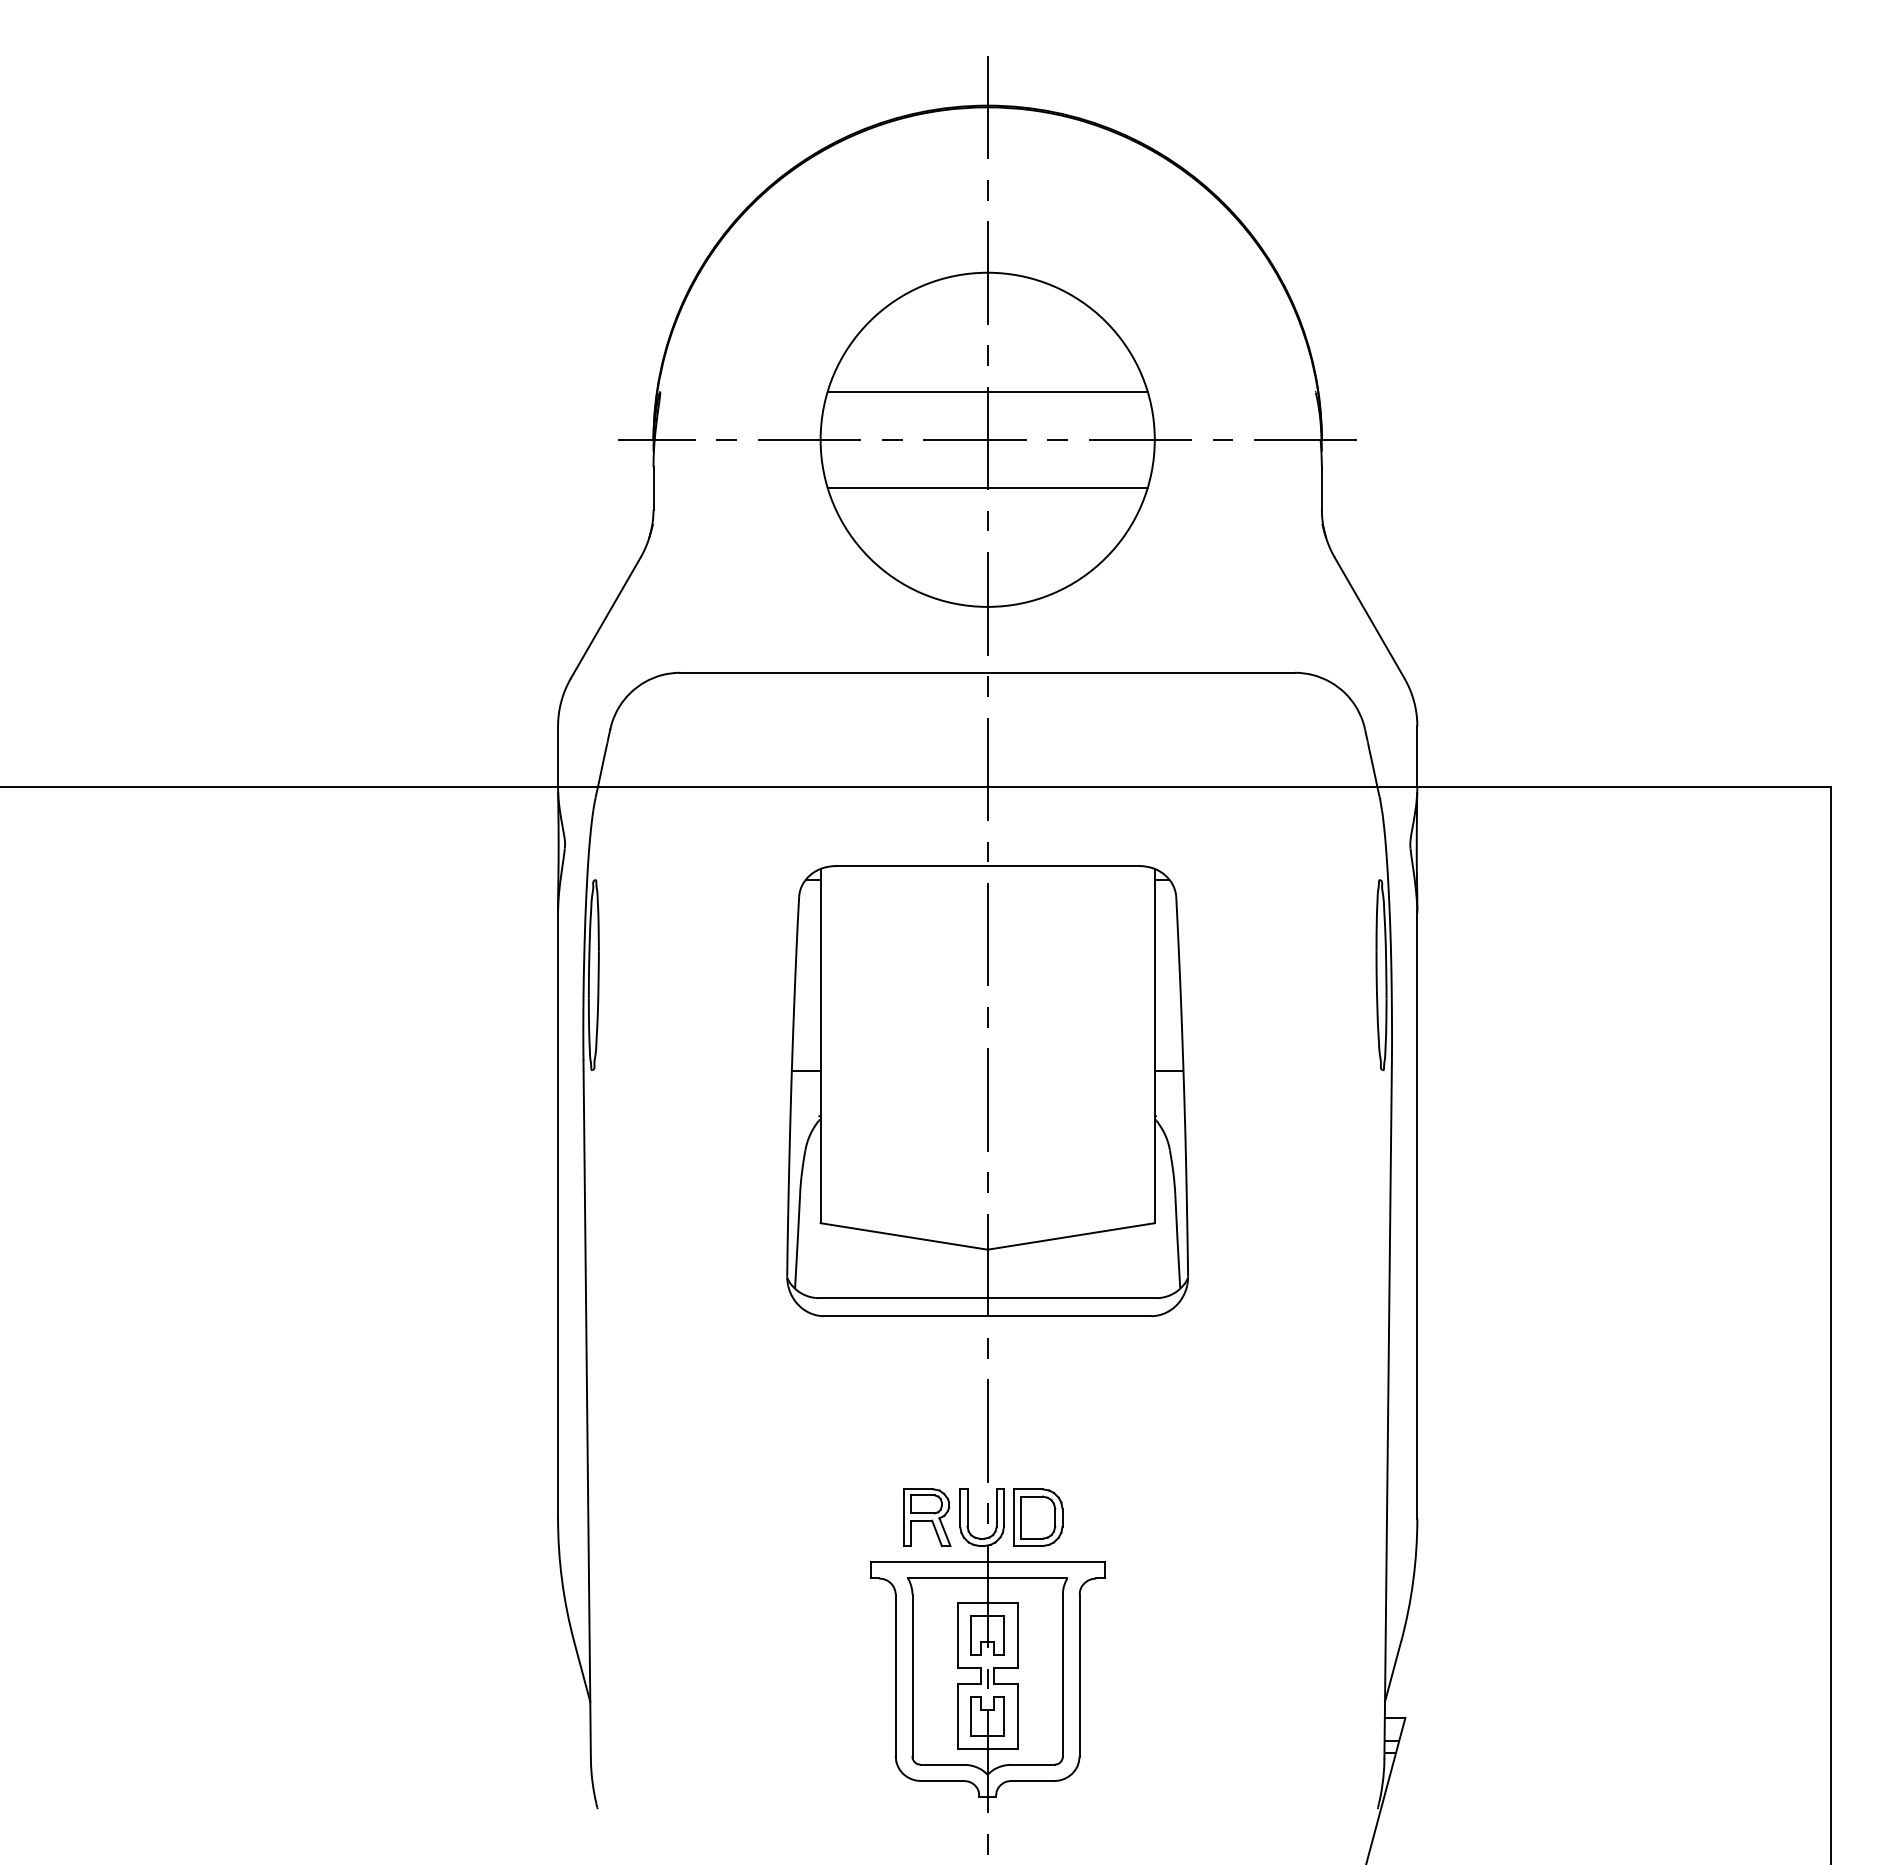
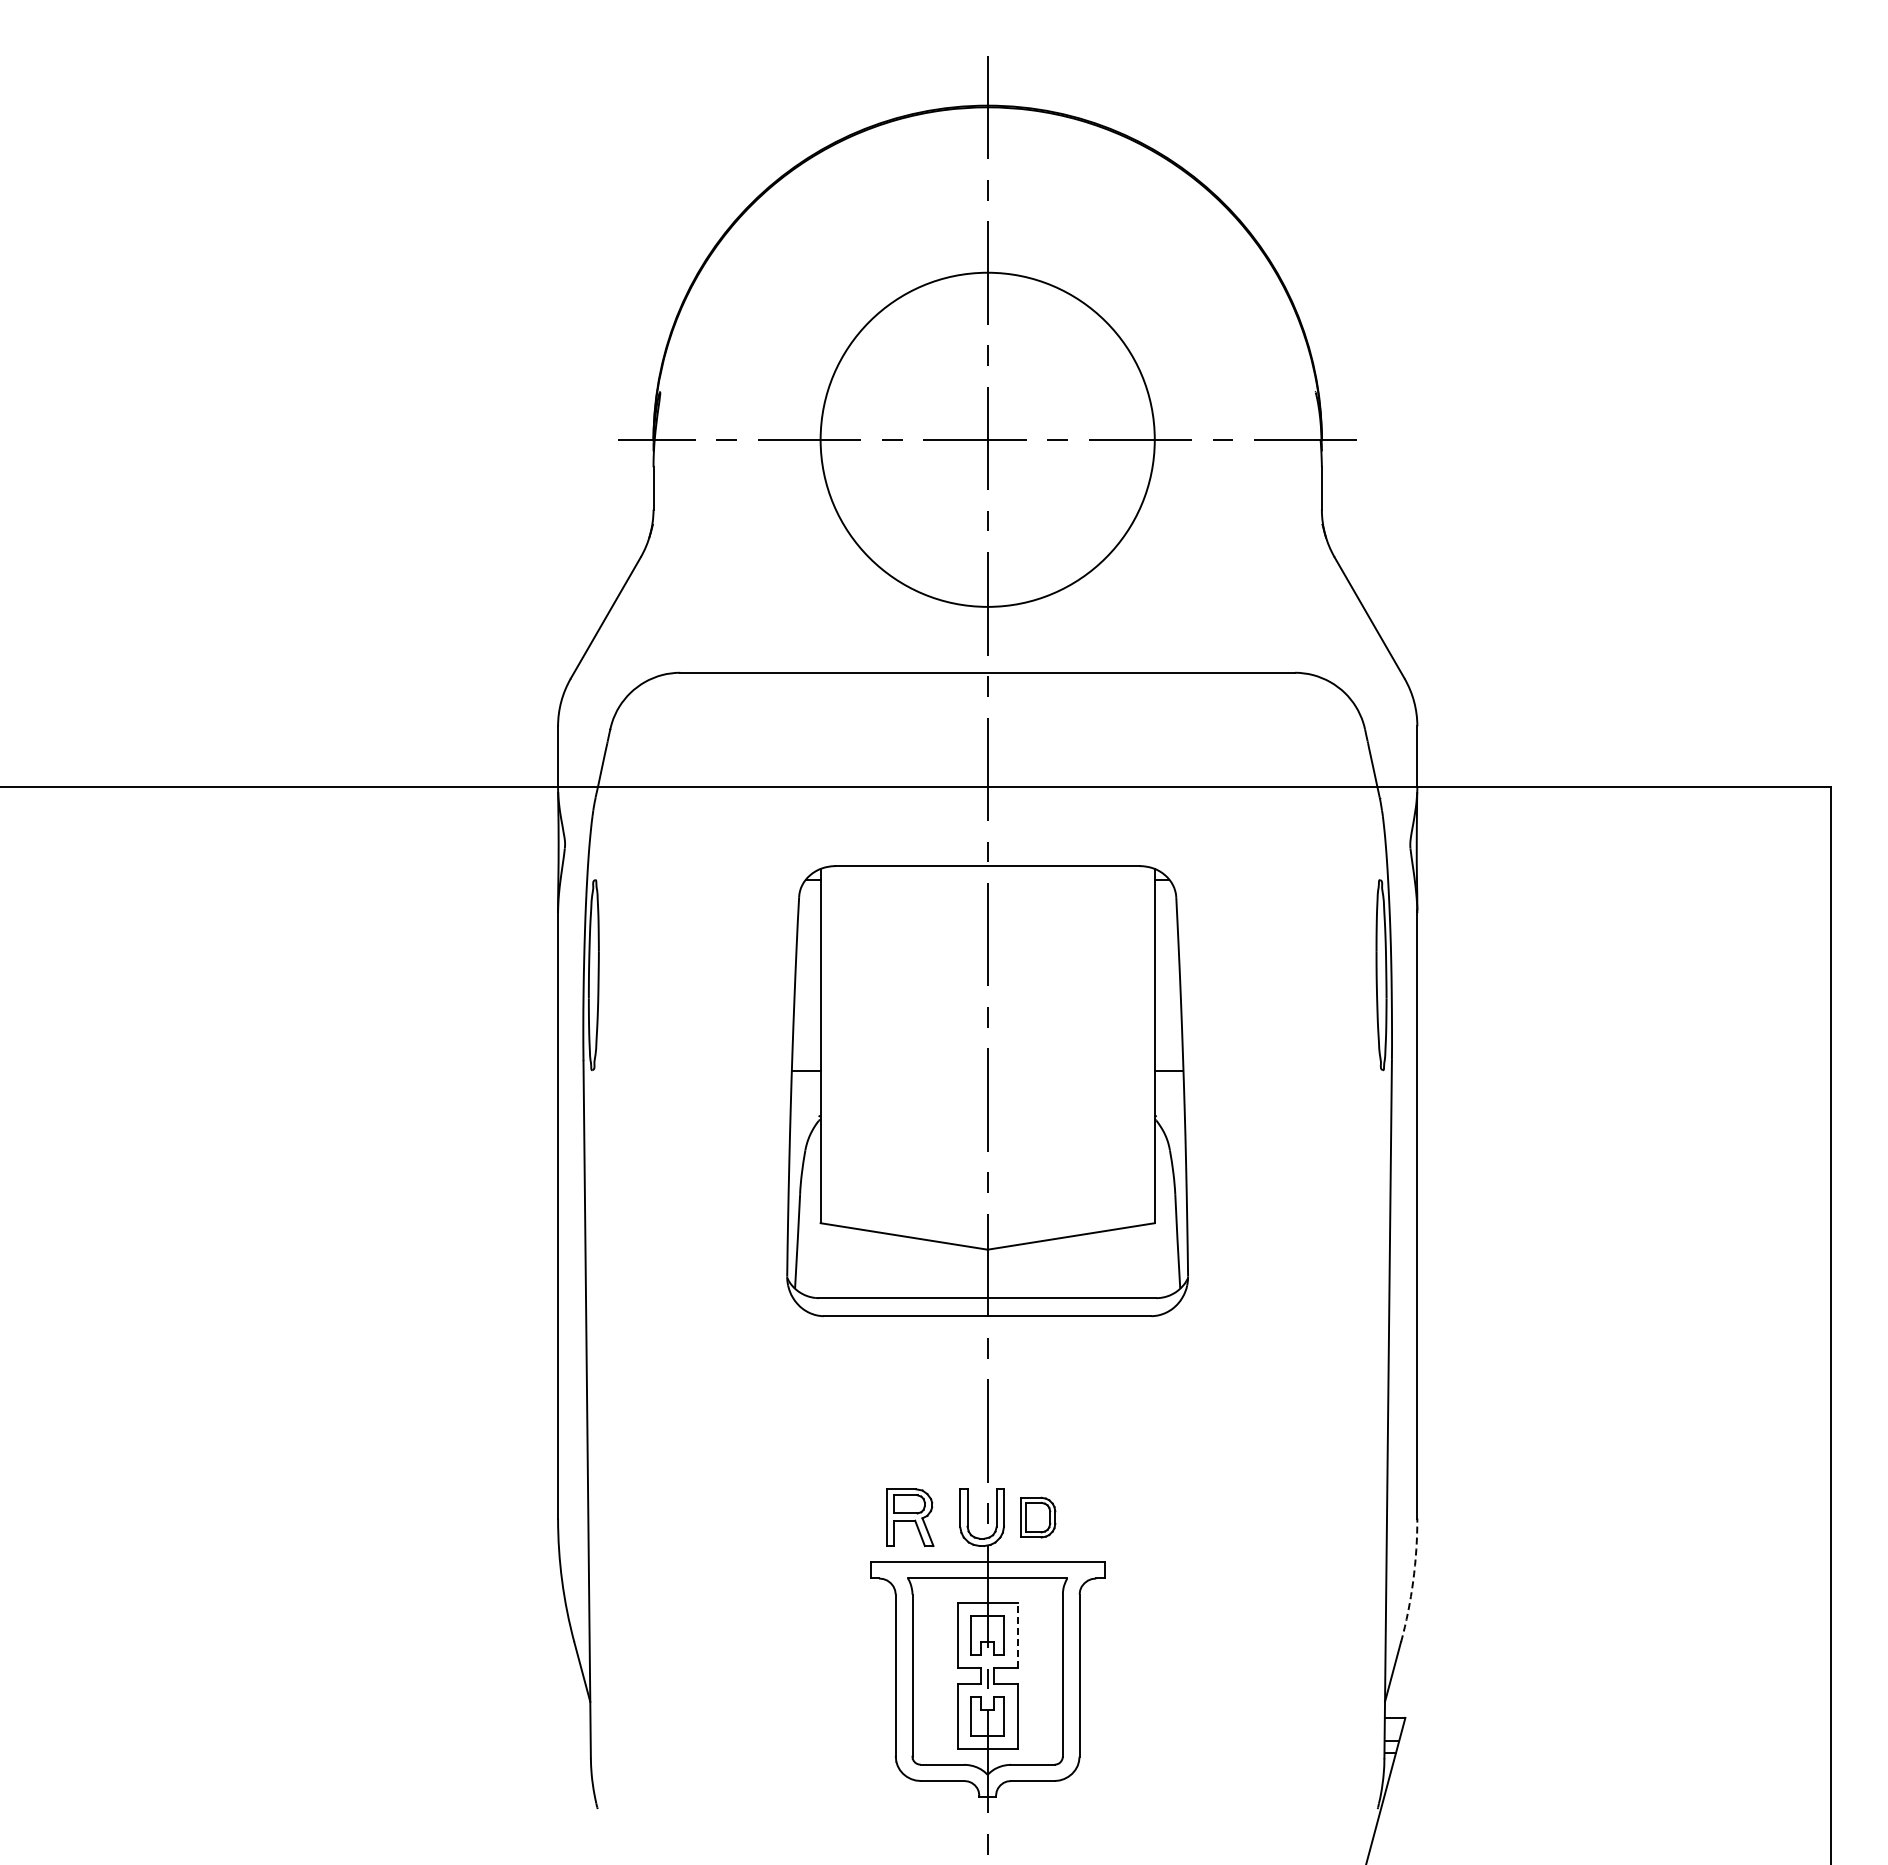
line: present -> none (987, 392)
line: present -> none (987, 487)
part position: (927, 1517) -> (910, 1517) (910, 1517)
part size: 51x59 px -> 37x43 px (1038, 1517)
arc: solid -> dashed (1413, 1580)
line: solid -> dashed (1017, 1634)
